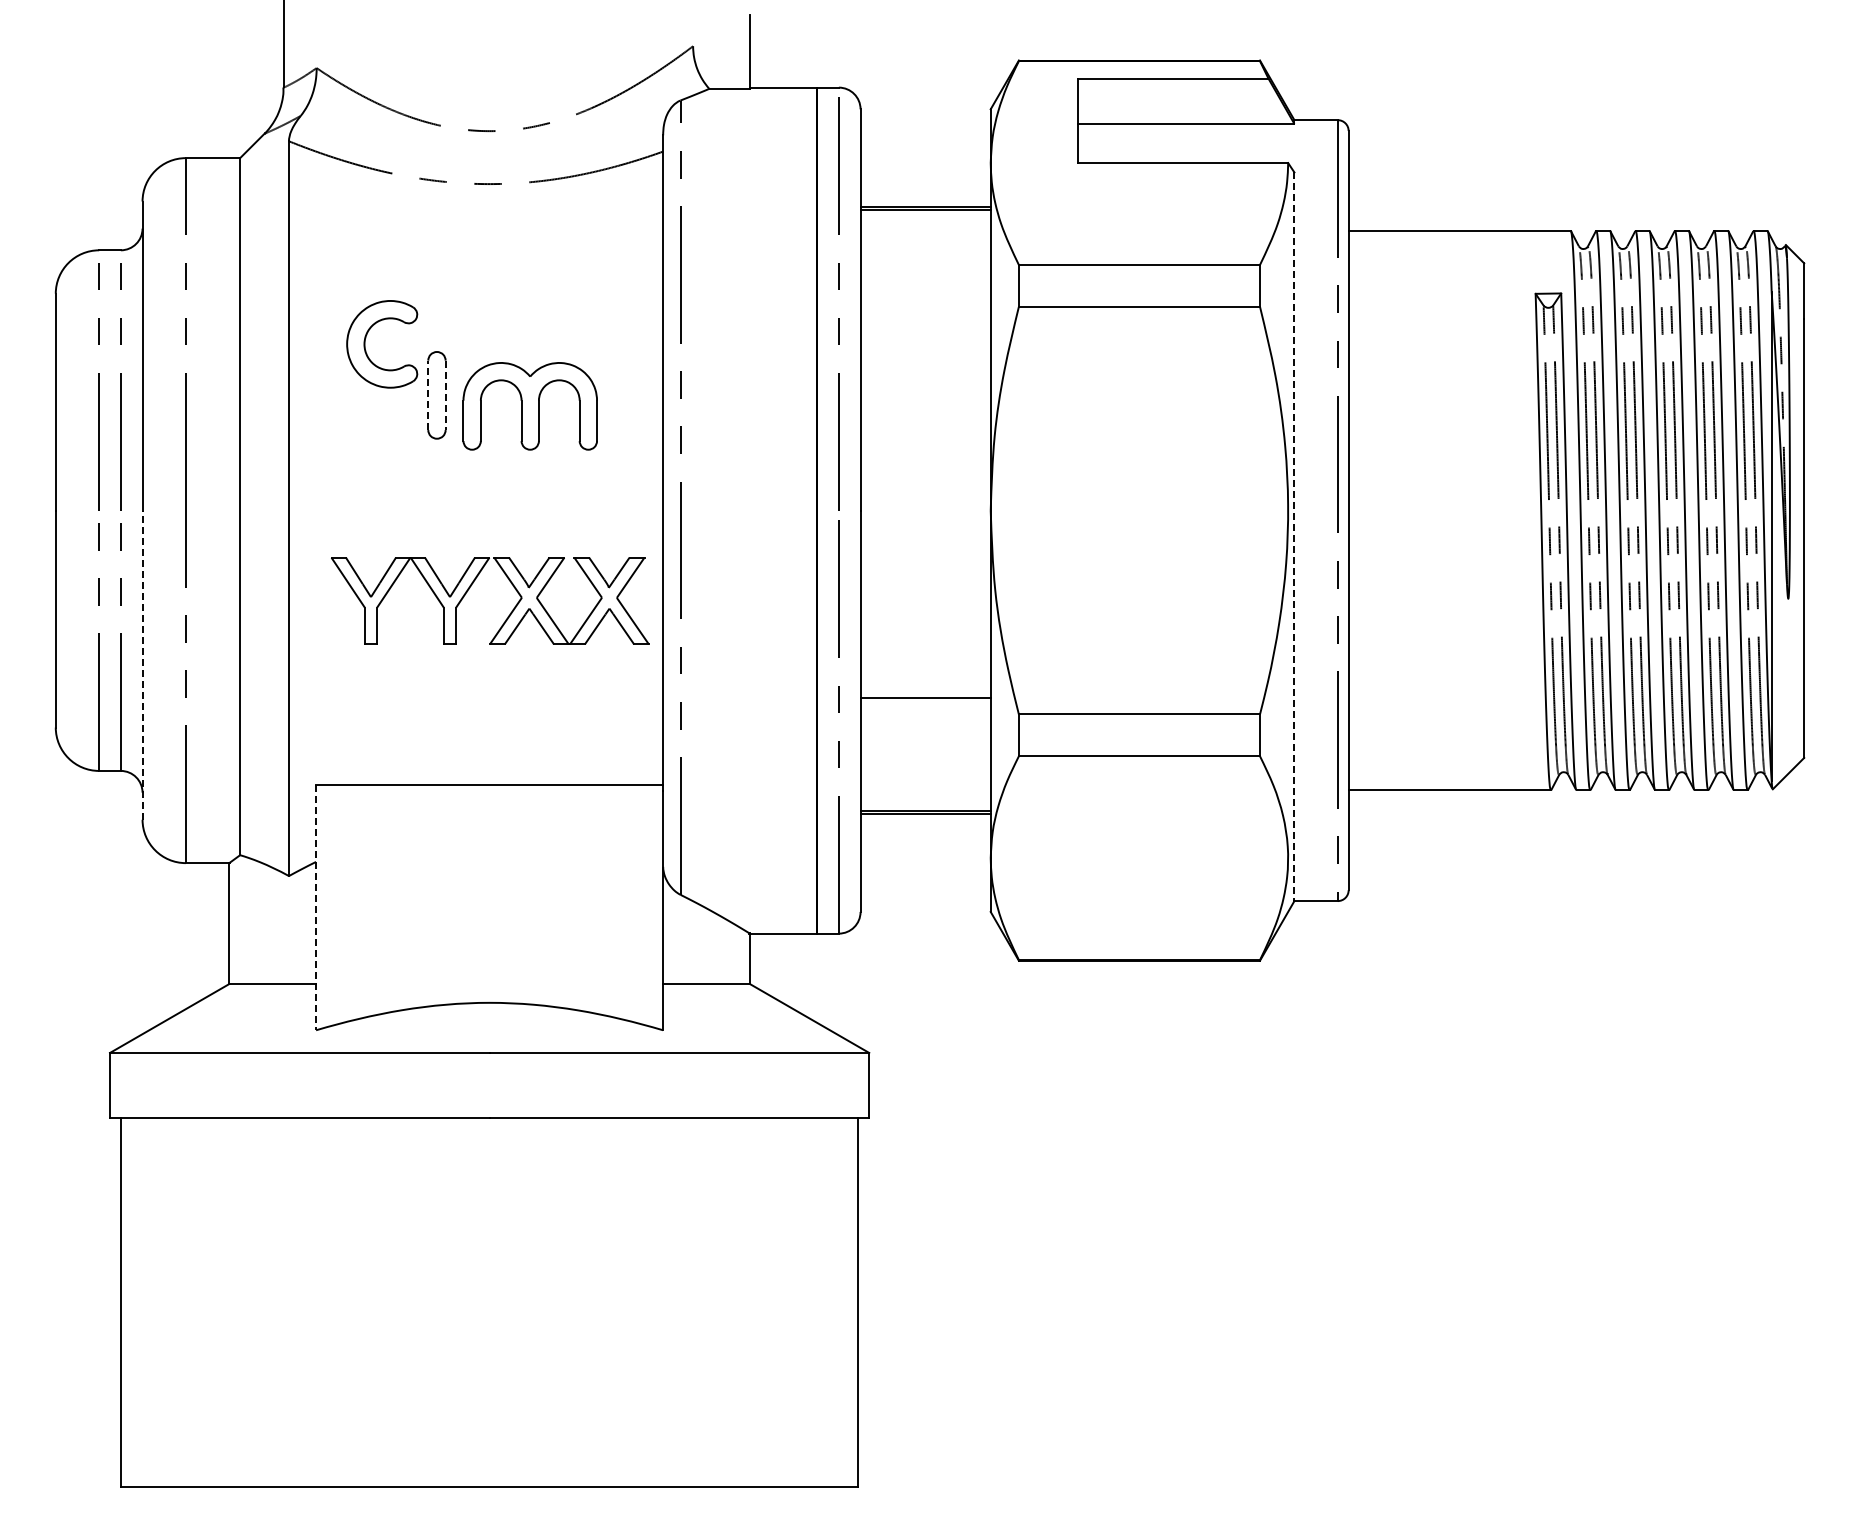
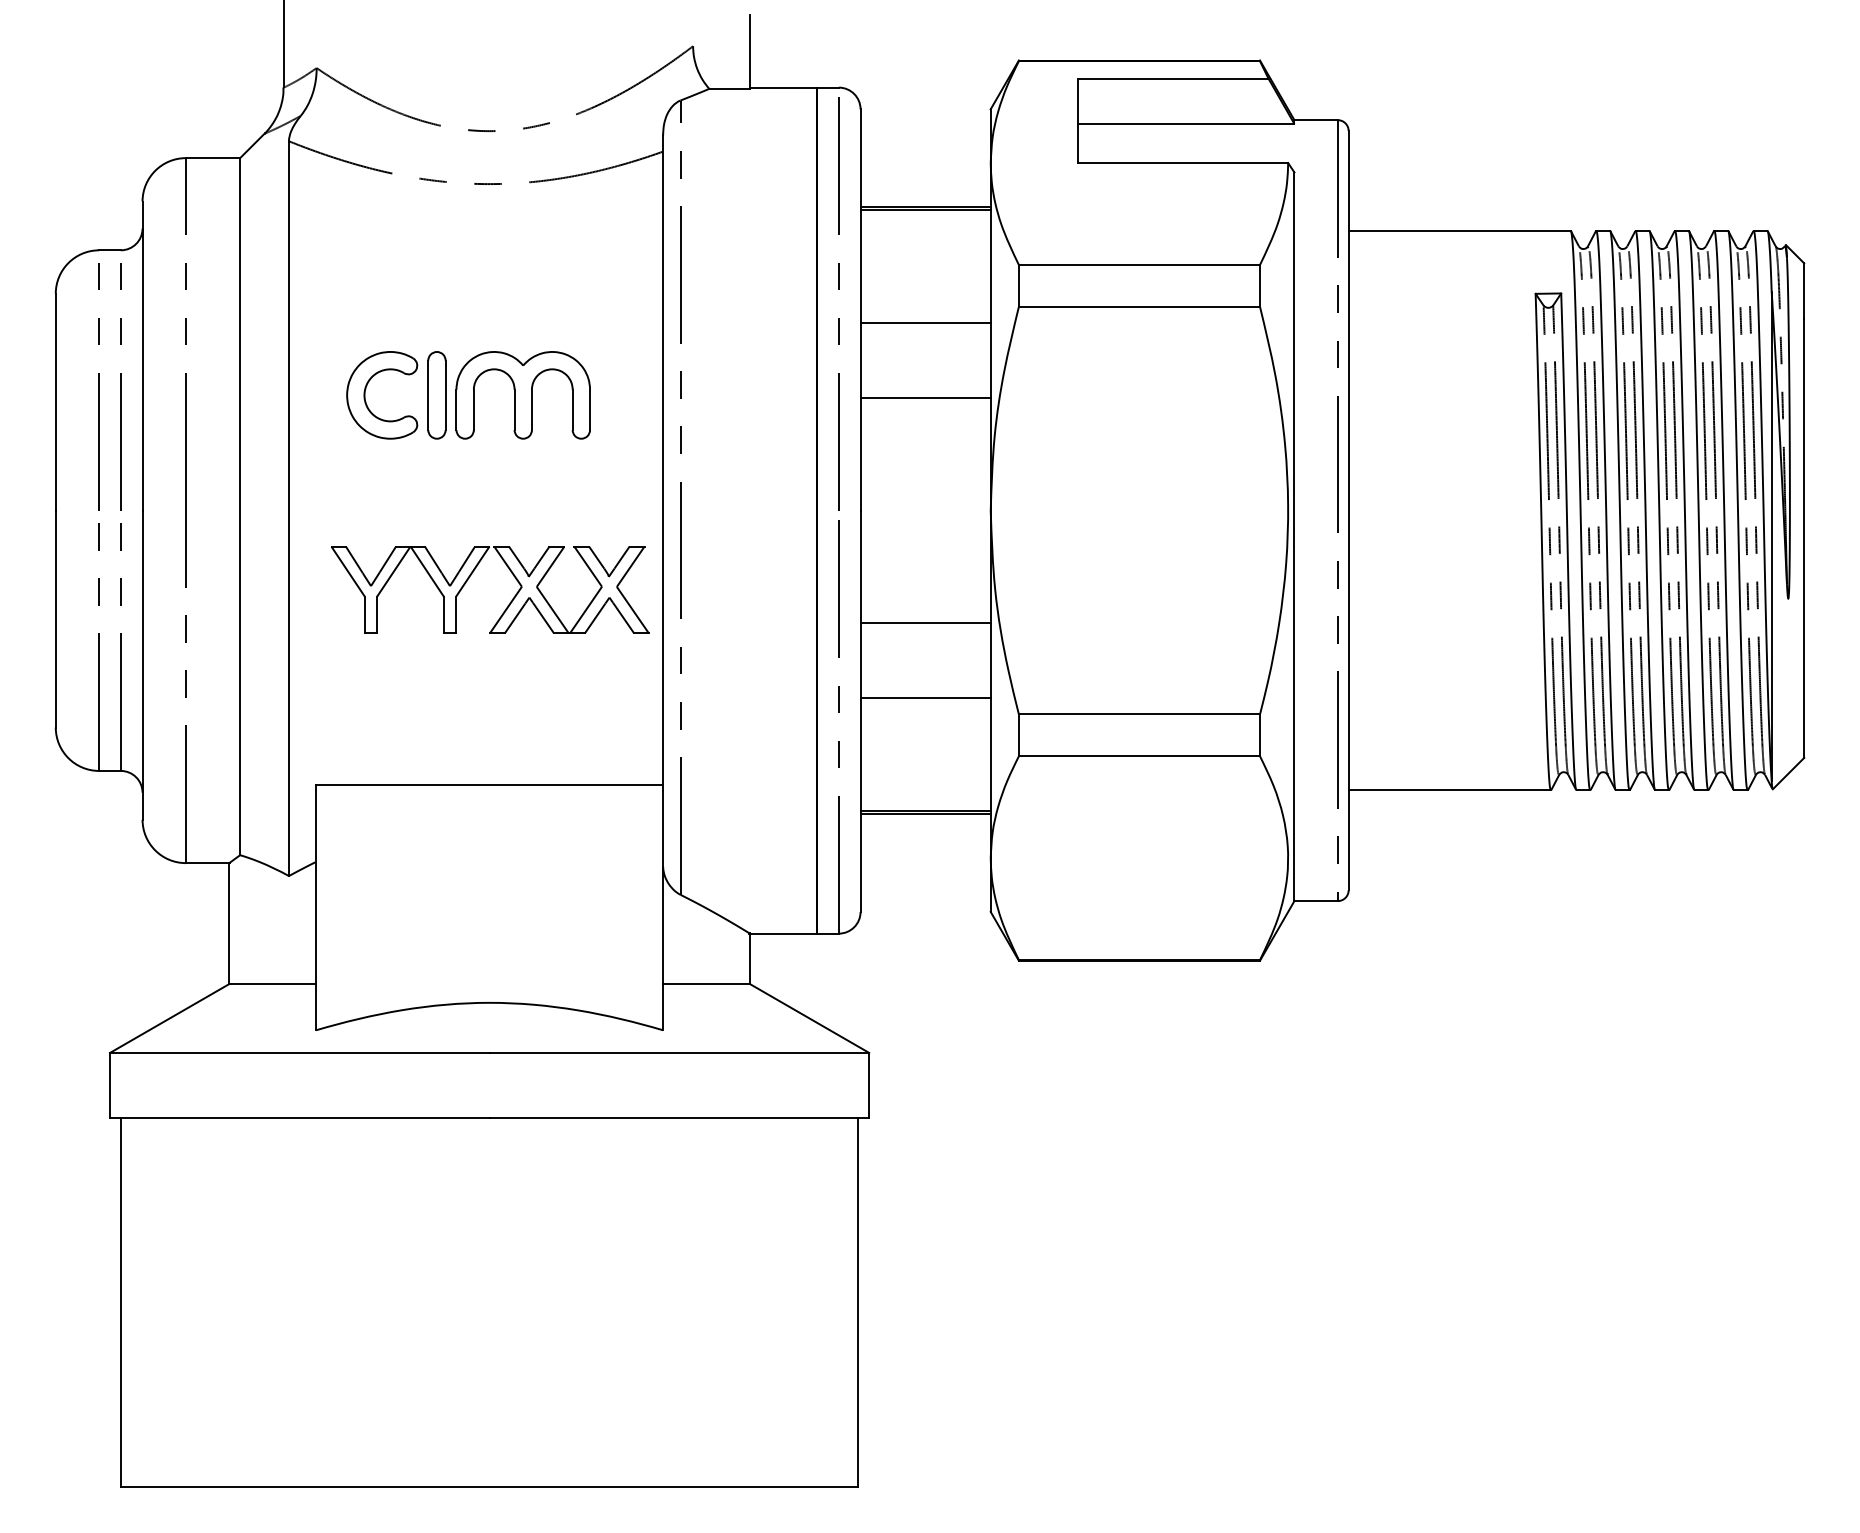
line: none -> present (925, 322)
part position: (365, 344) -> (365, 395) (365, 395)
line: dashed -> solid (428, 395)
line: dashed -> solid (445, 395)
line: none -> present (925, 397)
part position: (529, 406) -> (522, 395) (522, 395)
line: dashed -> solid (1294, 537)
part position: (510, 612) -> (510, 601) (510, 601)
line: none -> present (925, 623)
line: dashed -> solid (142, 665)
line: dashed -> solid (316, 907)
